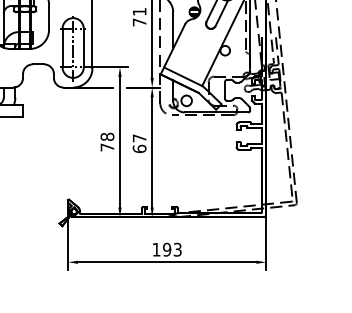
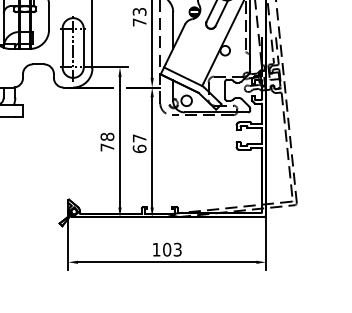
text: 71 -> 73 (139, 11)
text: 193 -> 103 (167, 249)
